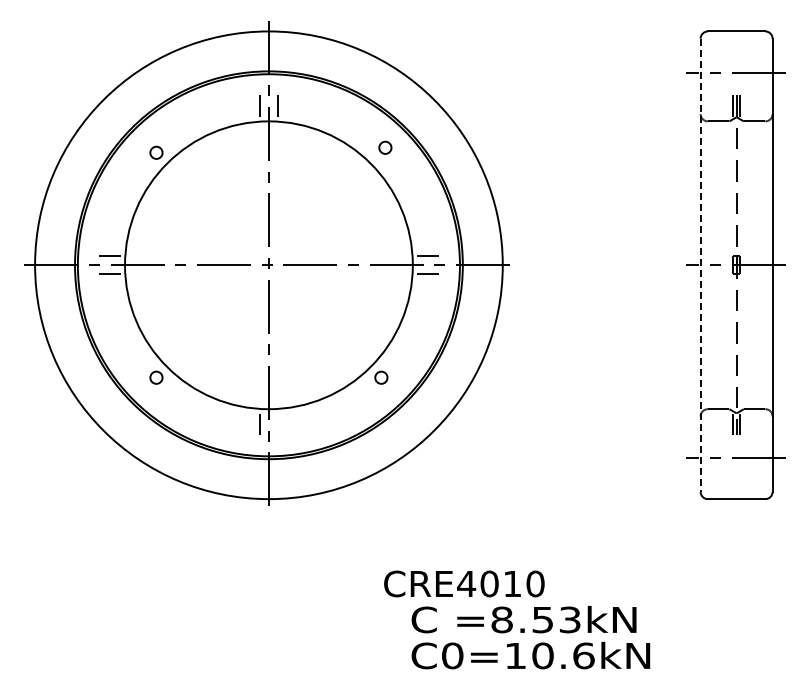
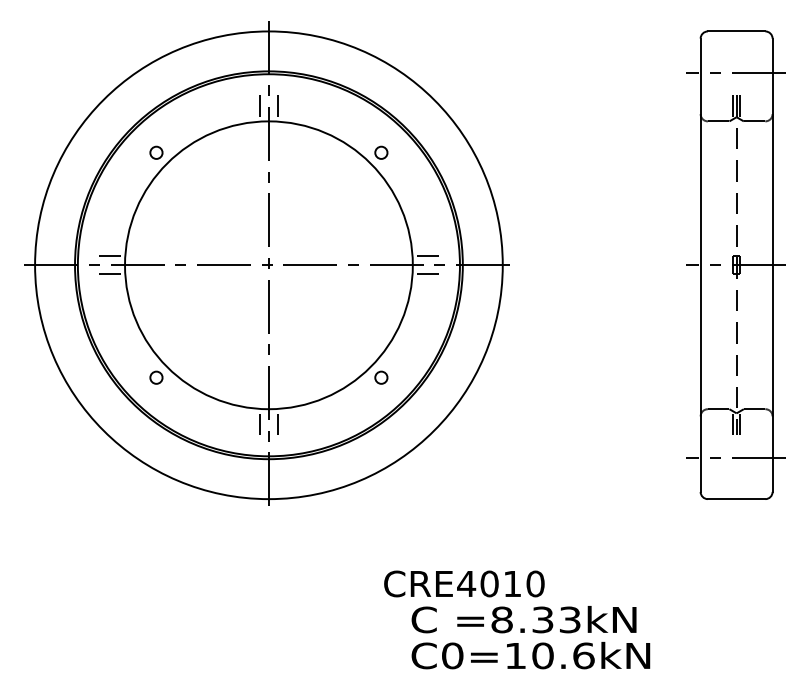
circle position: (385, 147) -> (381, 152) (381, 152)
line: dashed -> solid (700, 265)
line: none -> present (277, 421)
text: =8.53kN -> =8.33kN (543, 619)
